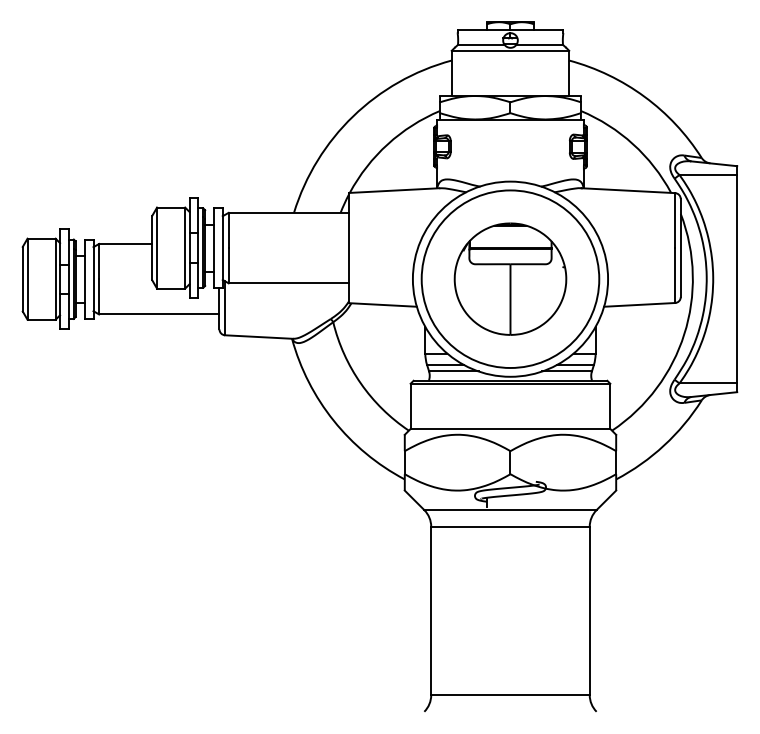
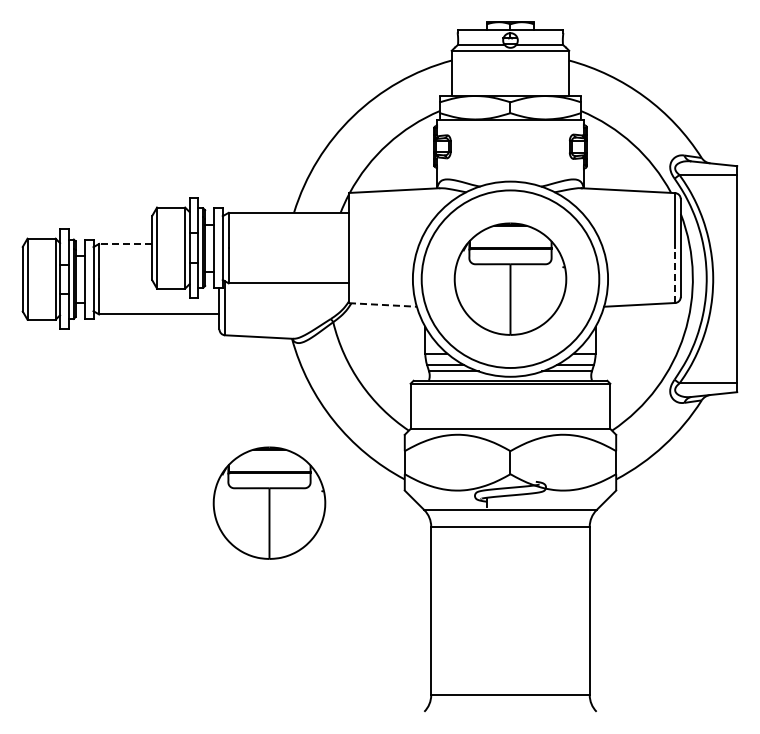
line: solid -> dashed (125, 243)
line: solid -> dashed (675, 275)
line: solid -> dashed (382, 304)
part: none -> present (269, 502)
